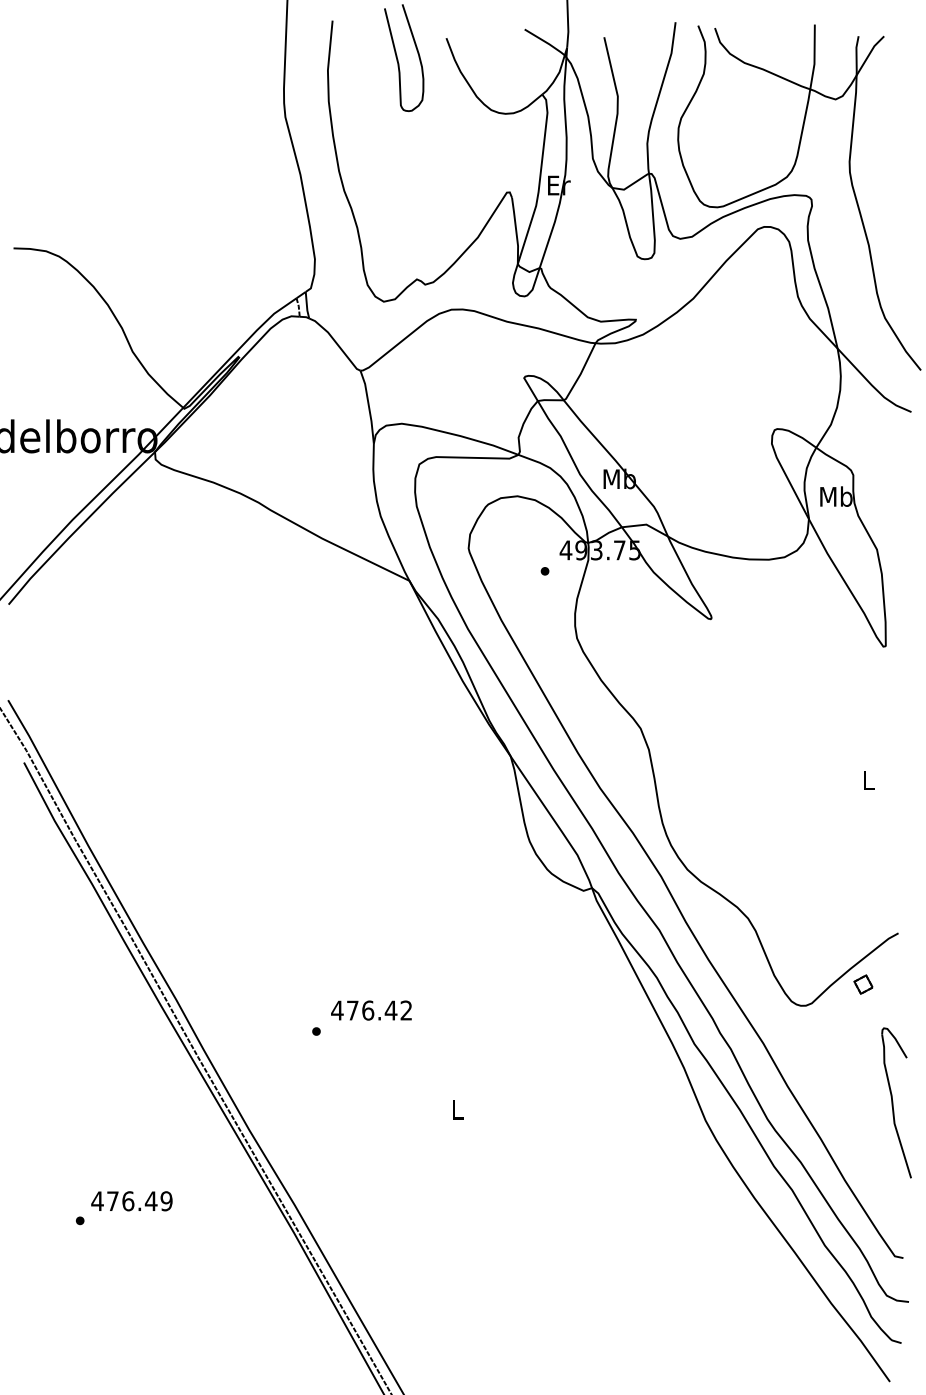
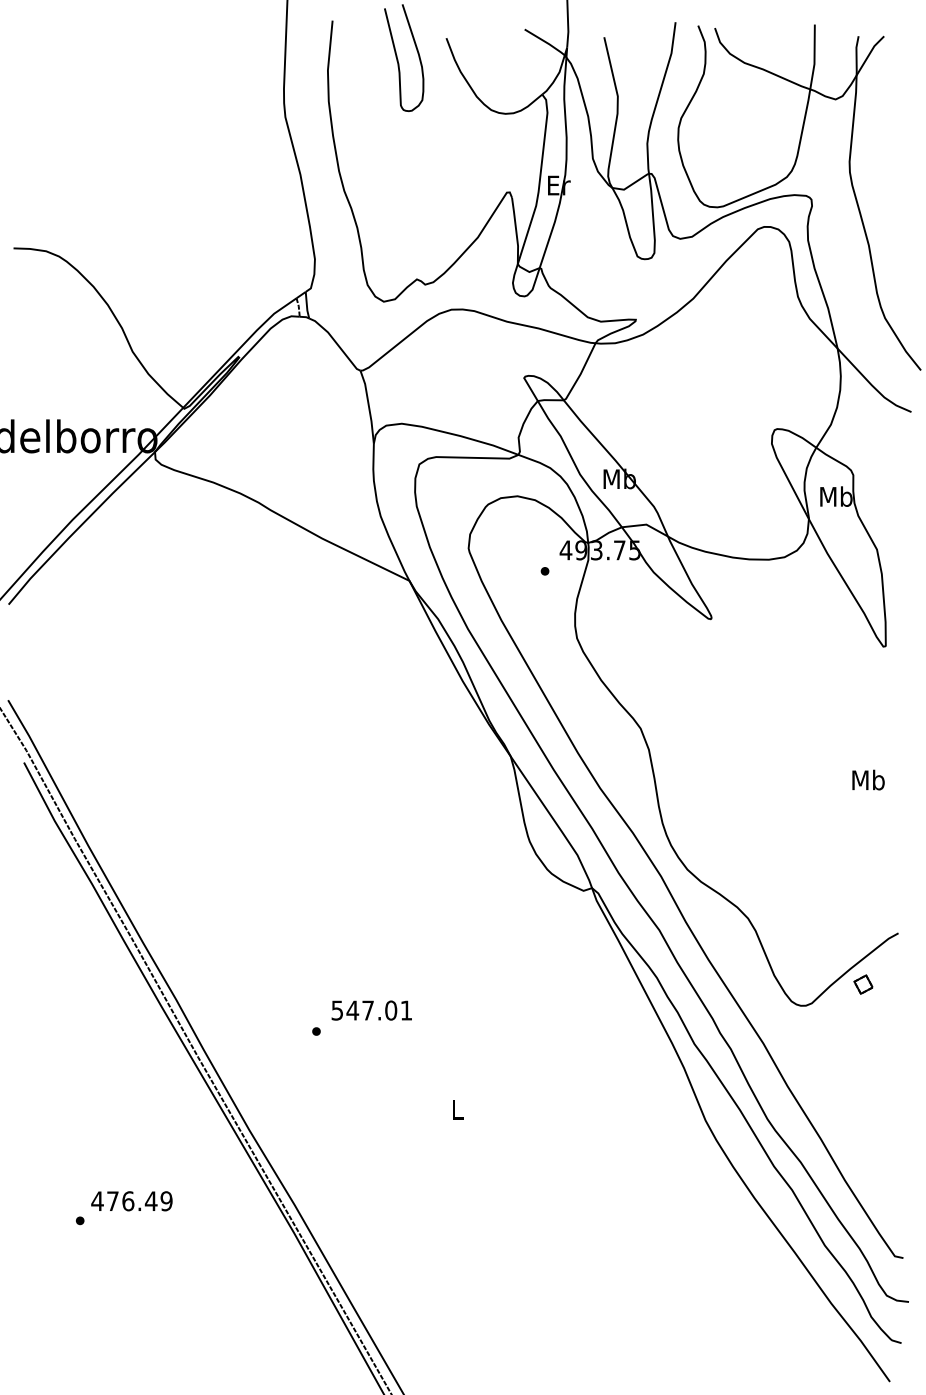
text: L -> Mb (868, 779)
text: 476.42 -> 547.01 (371, 1010)
part: present -> none (896, 1102)
